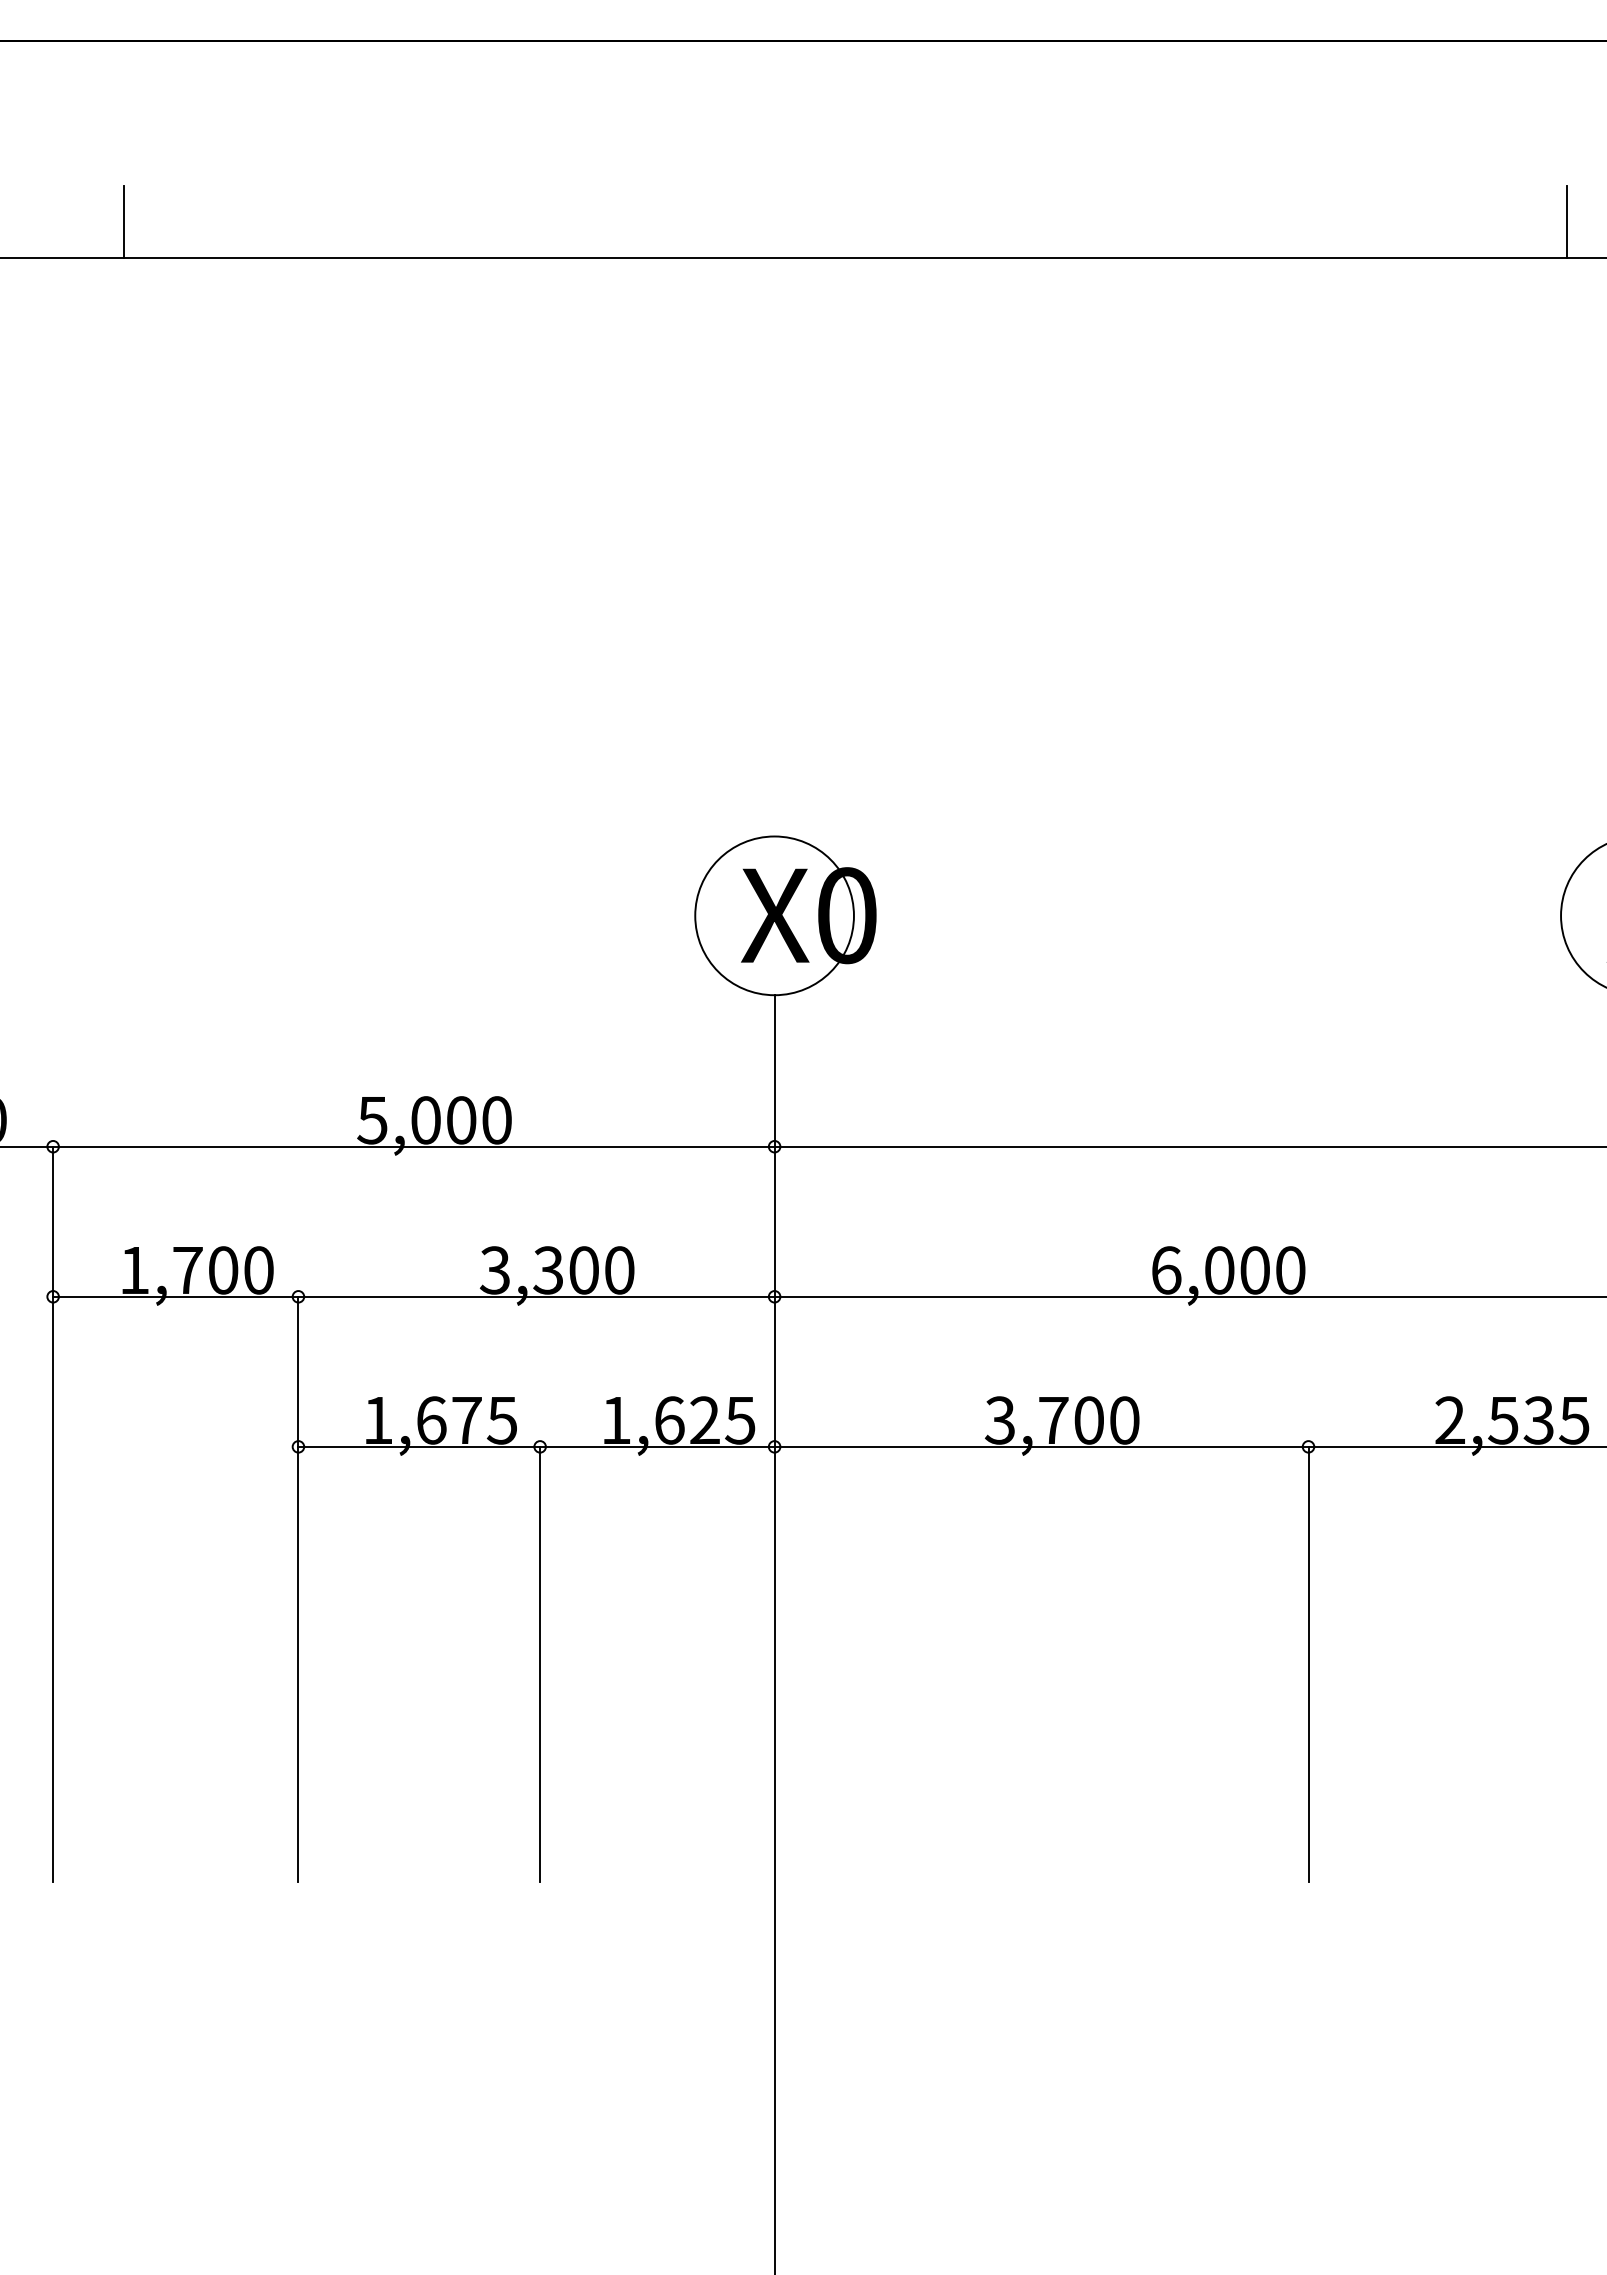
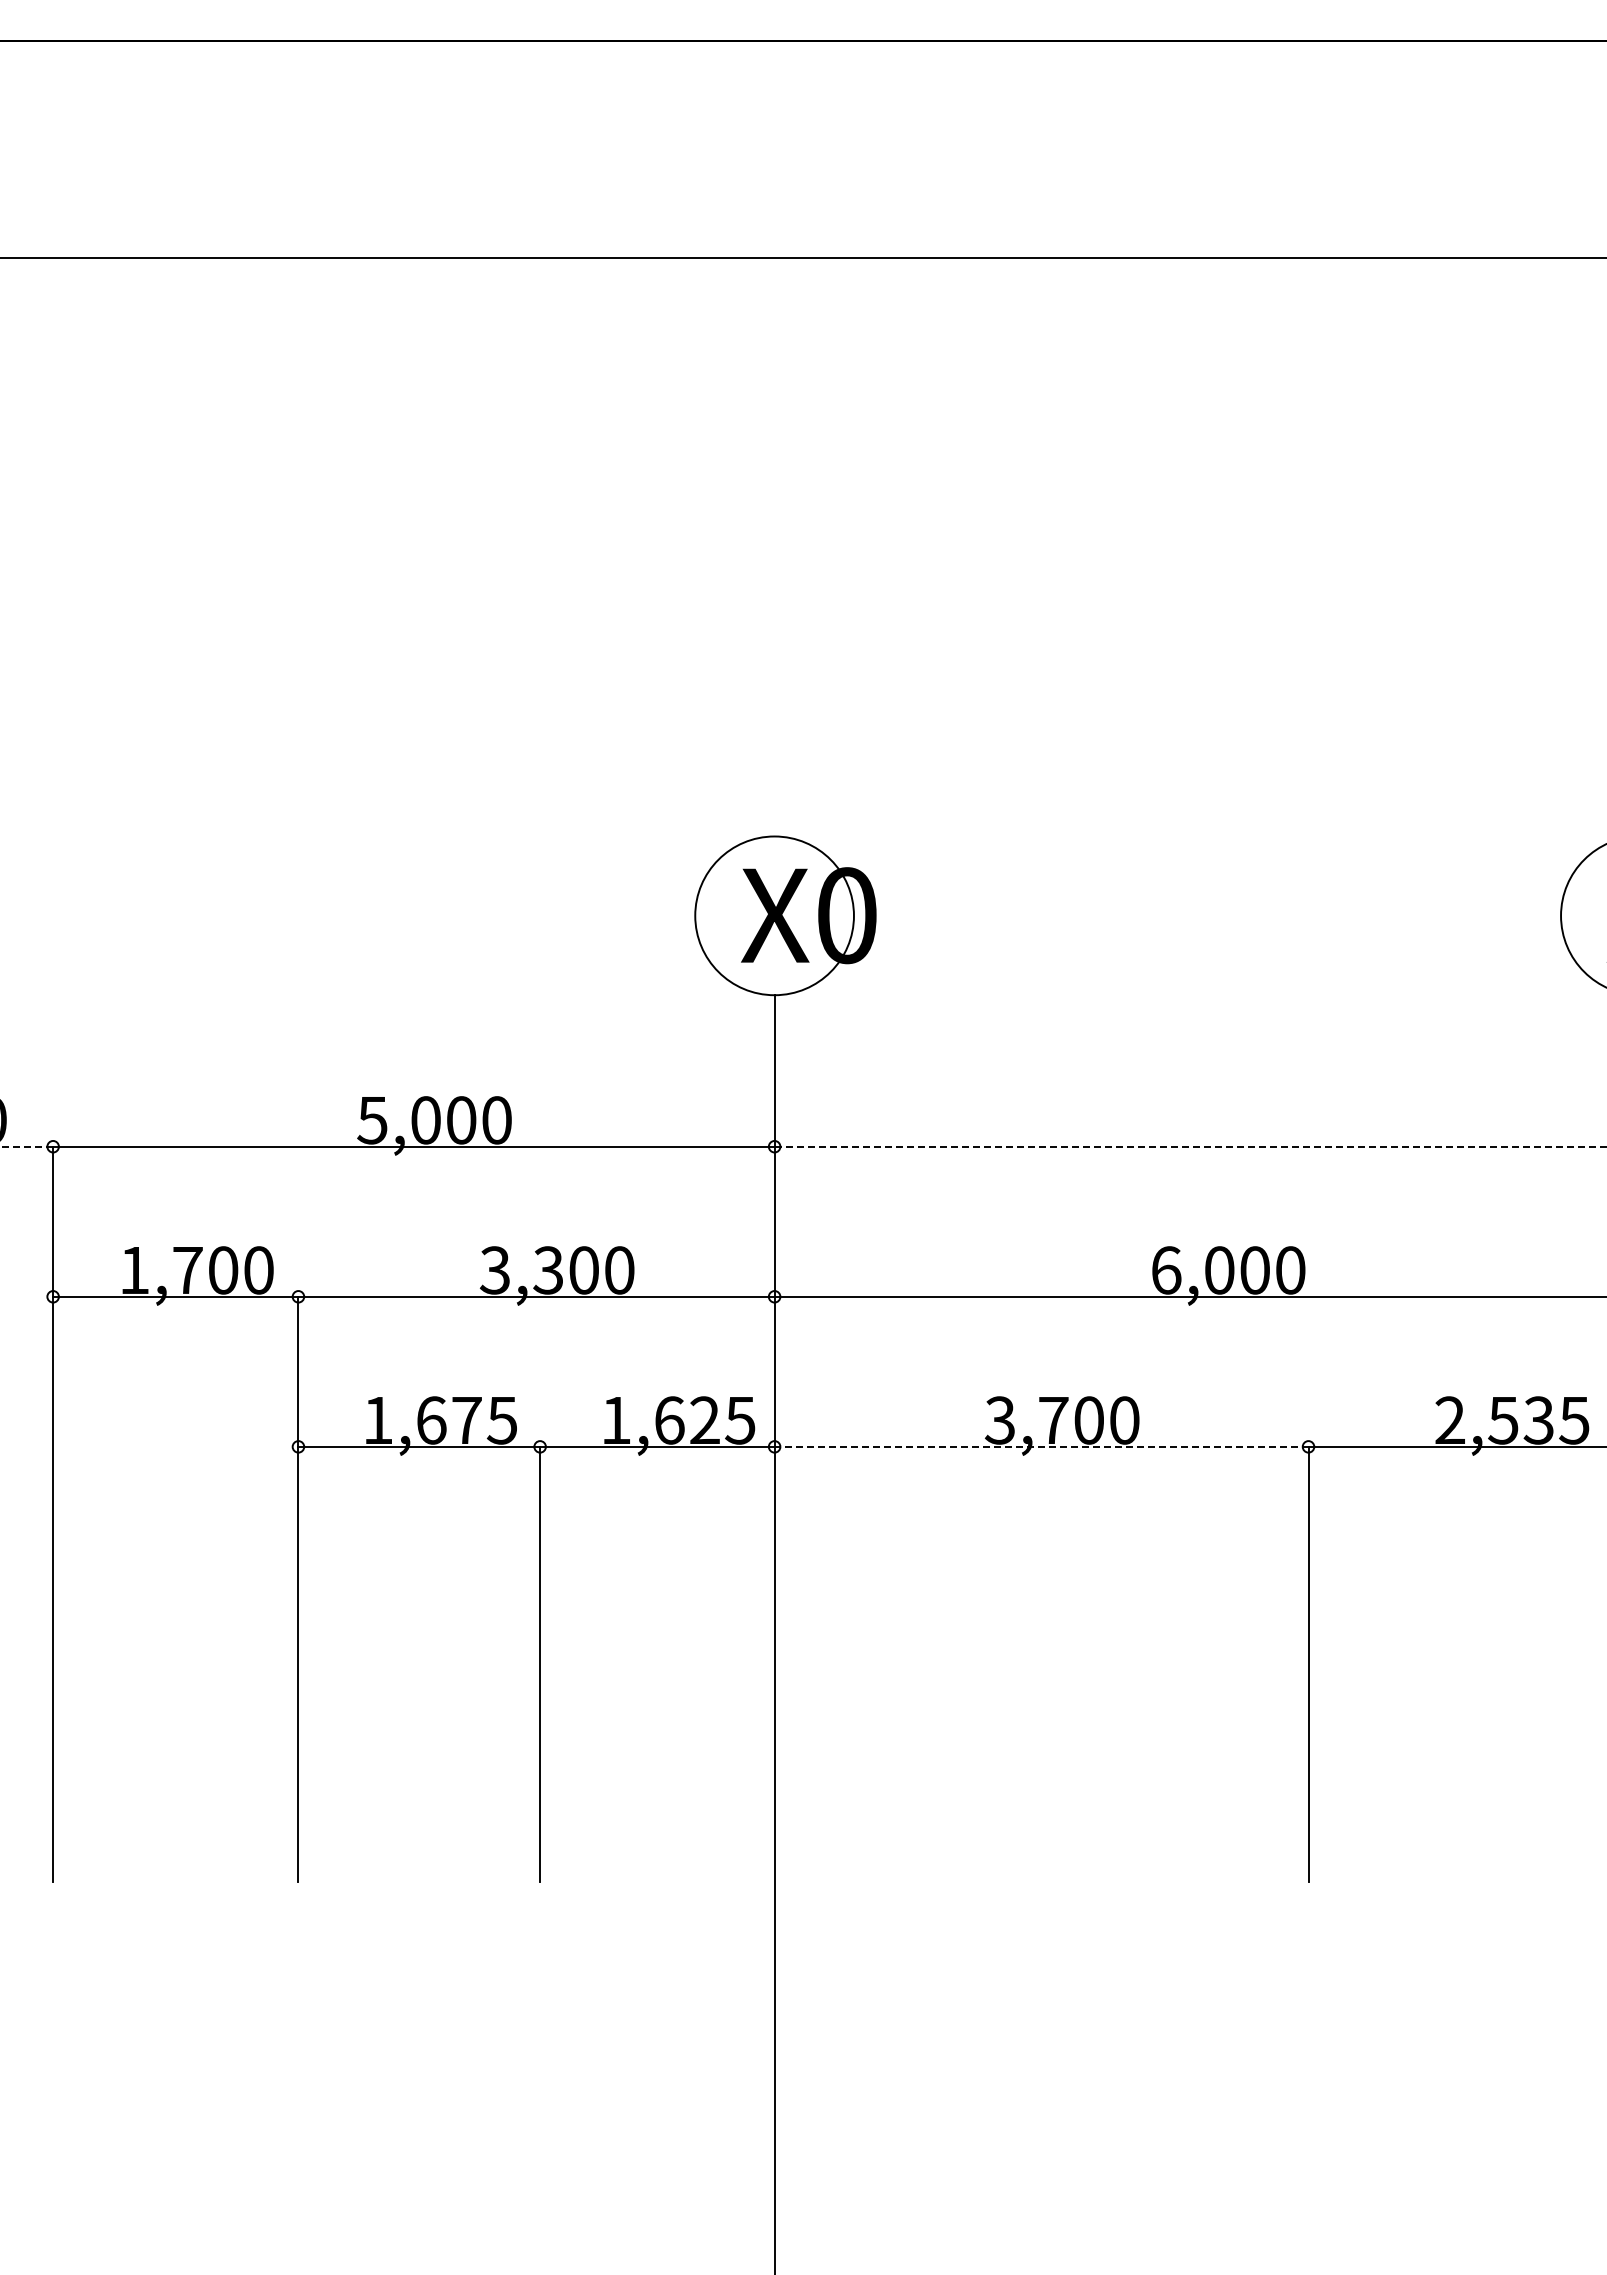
line: present -> none (124, 221)
line: present -> none (1567, 221)
line: solid -> dashed (26, 1146)
line: solid -> dashed (1190, 1146)
line: solid -> dashed (1041, 1446)
